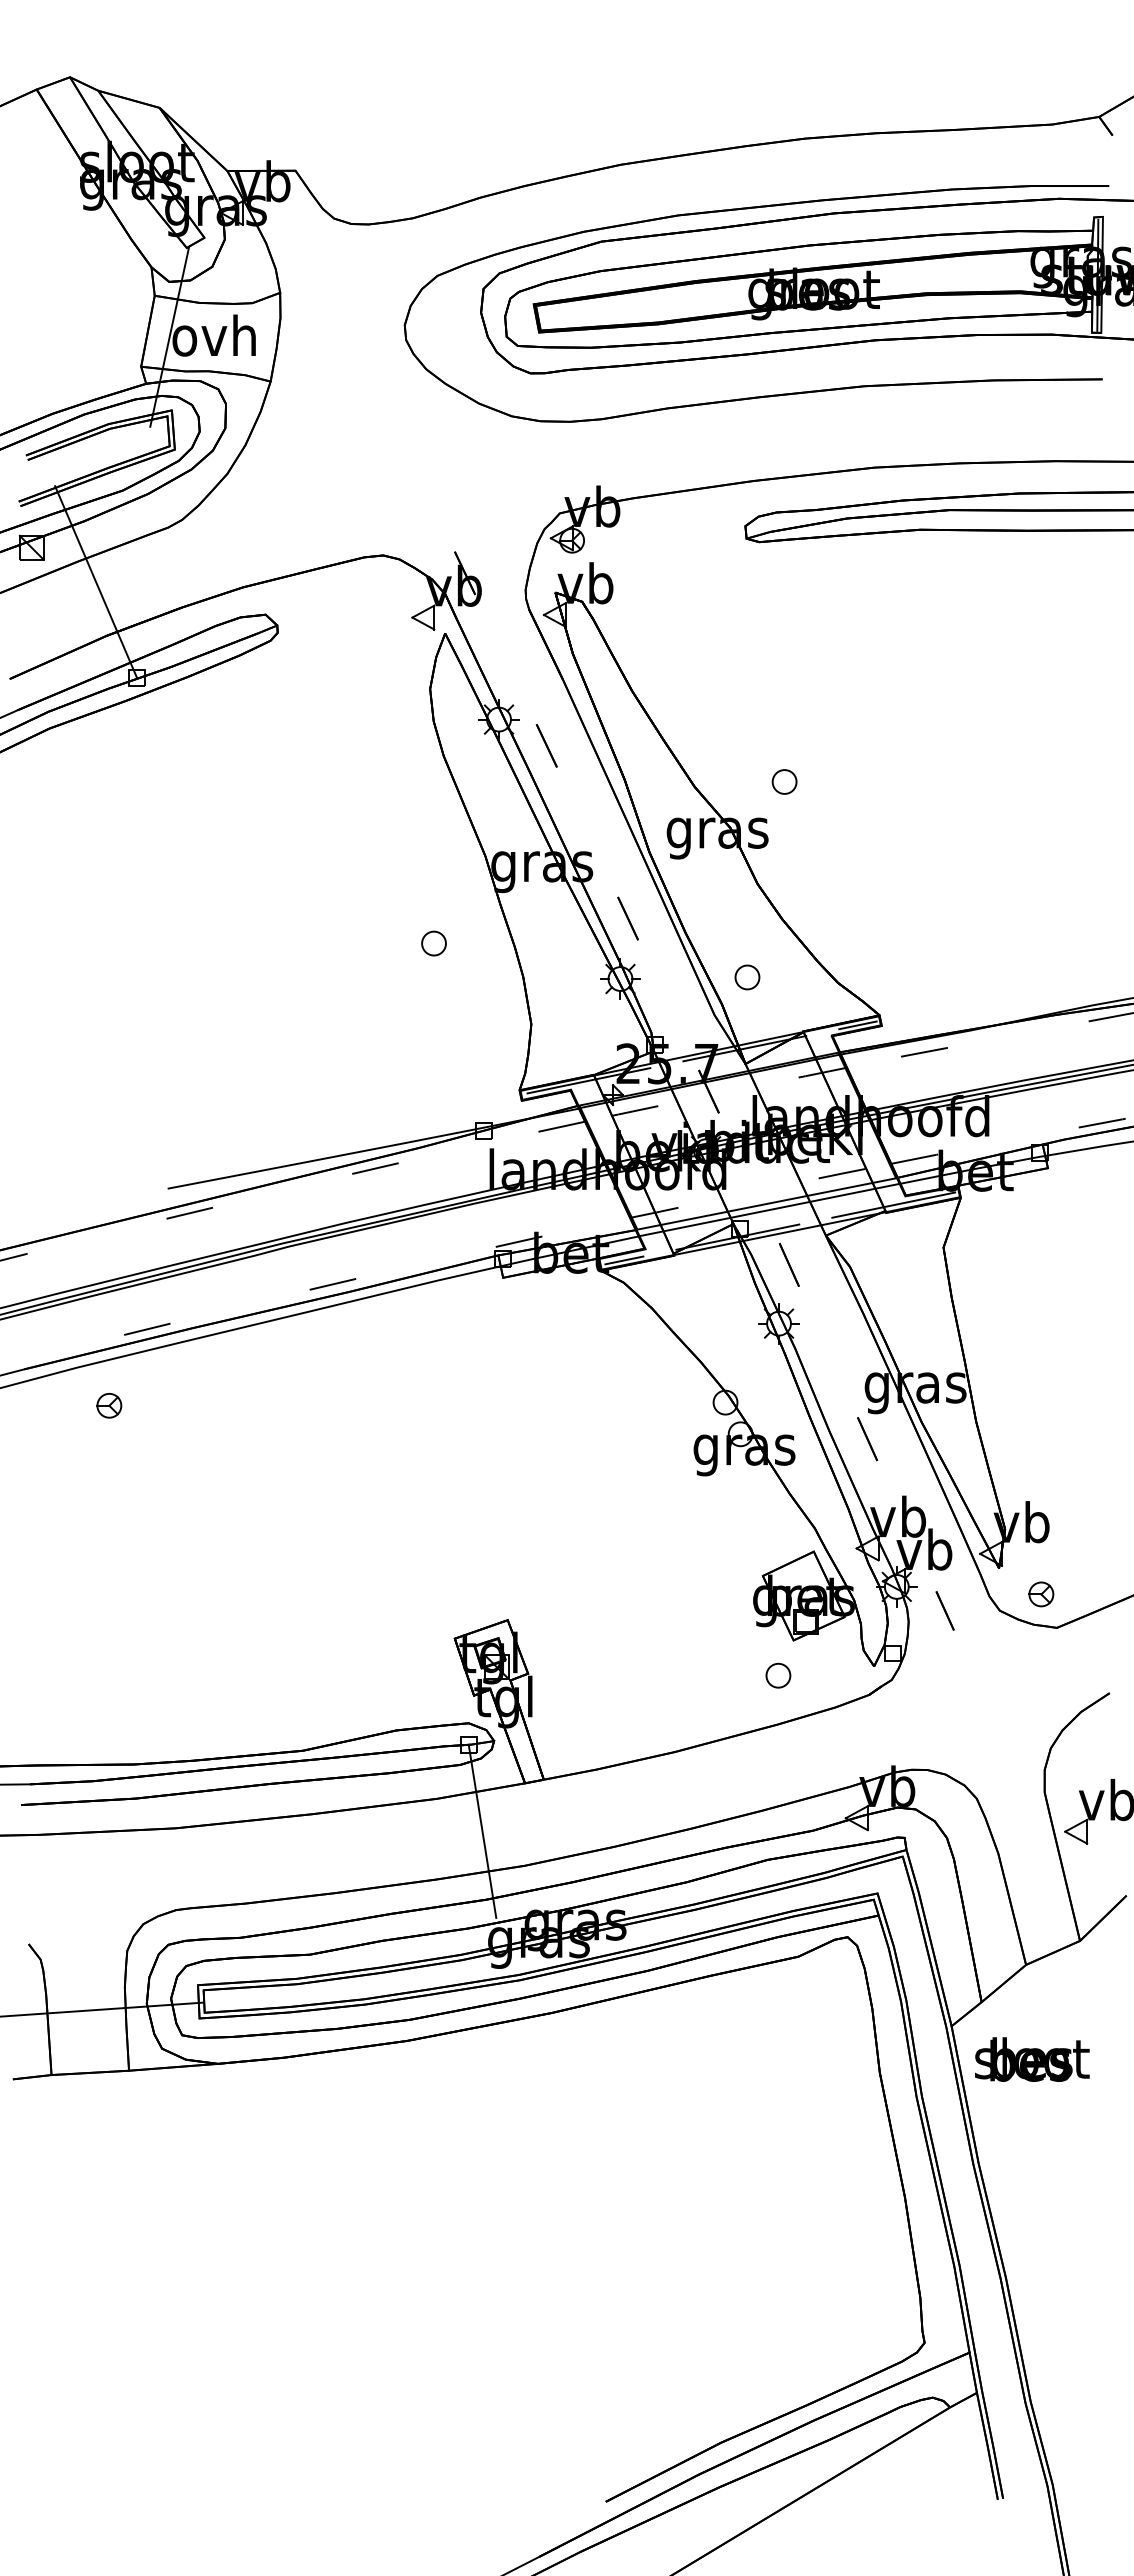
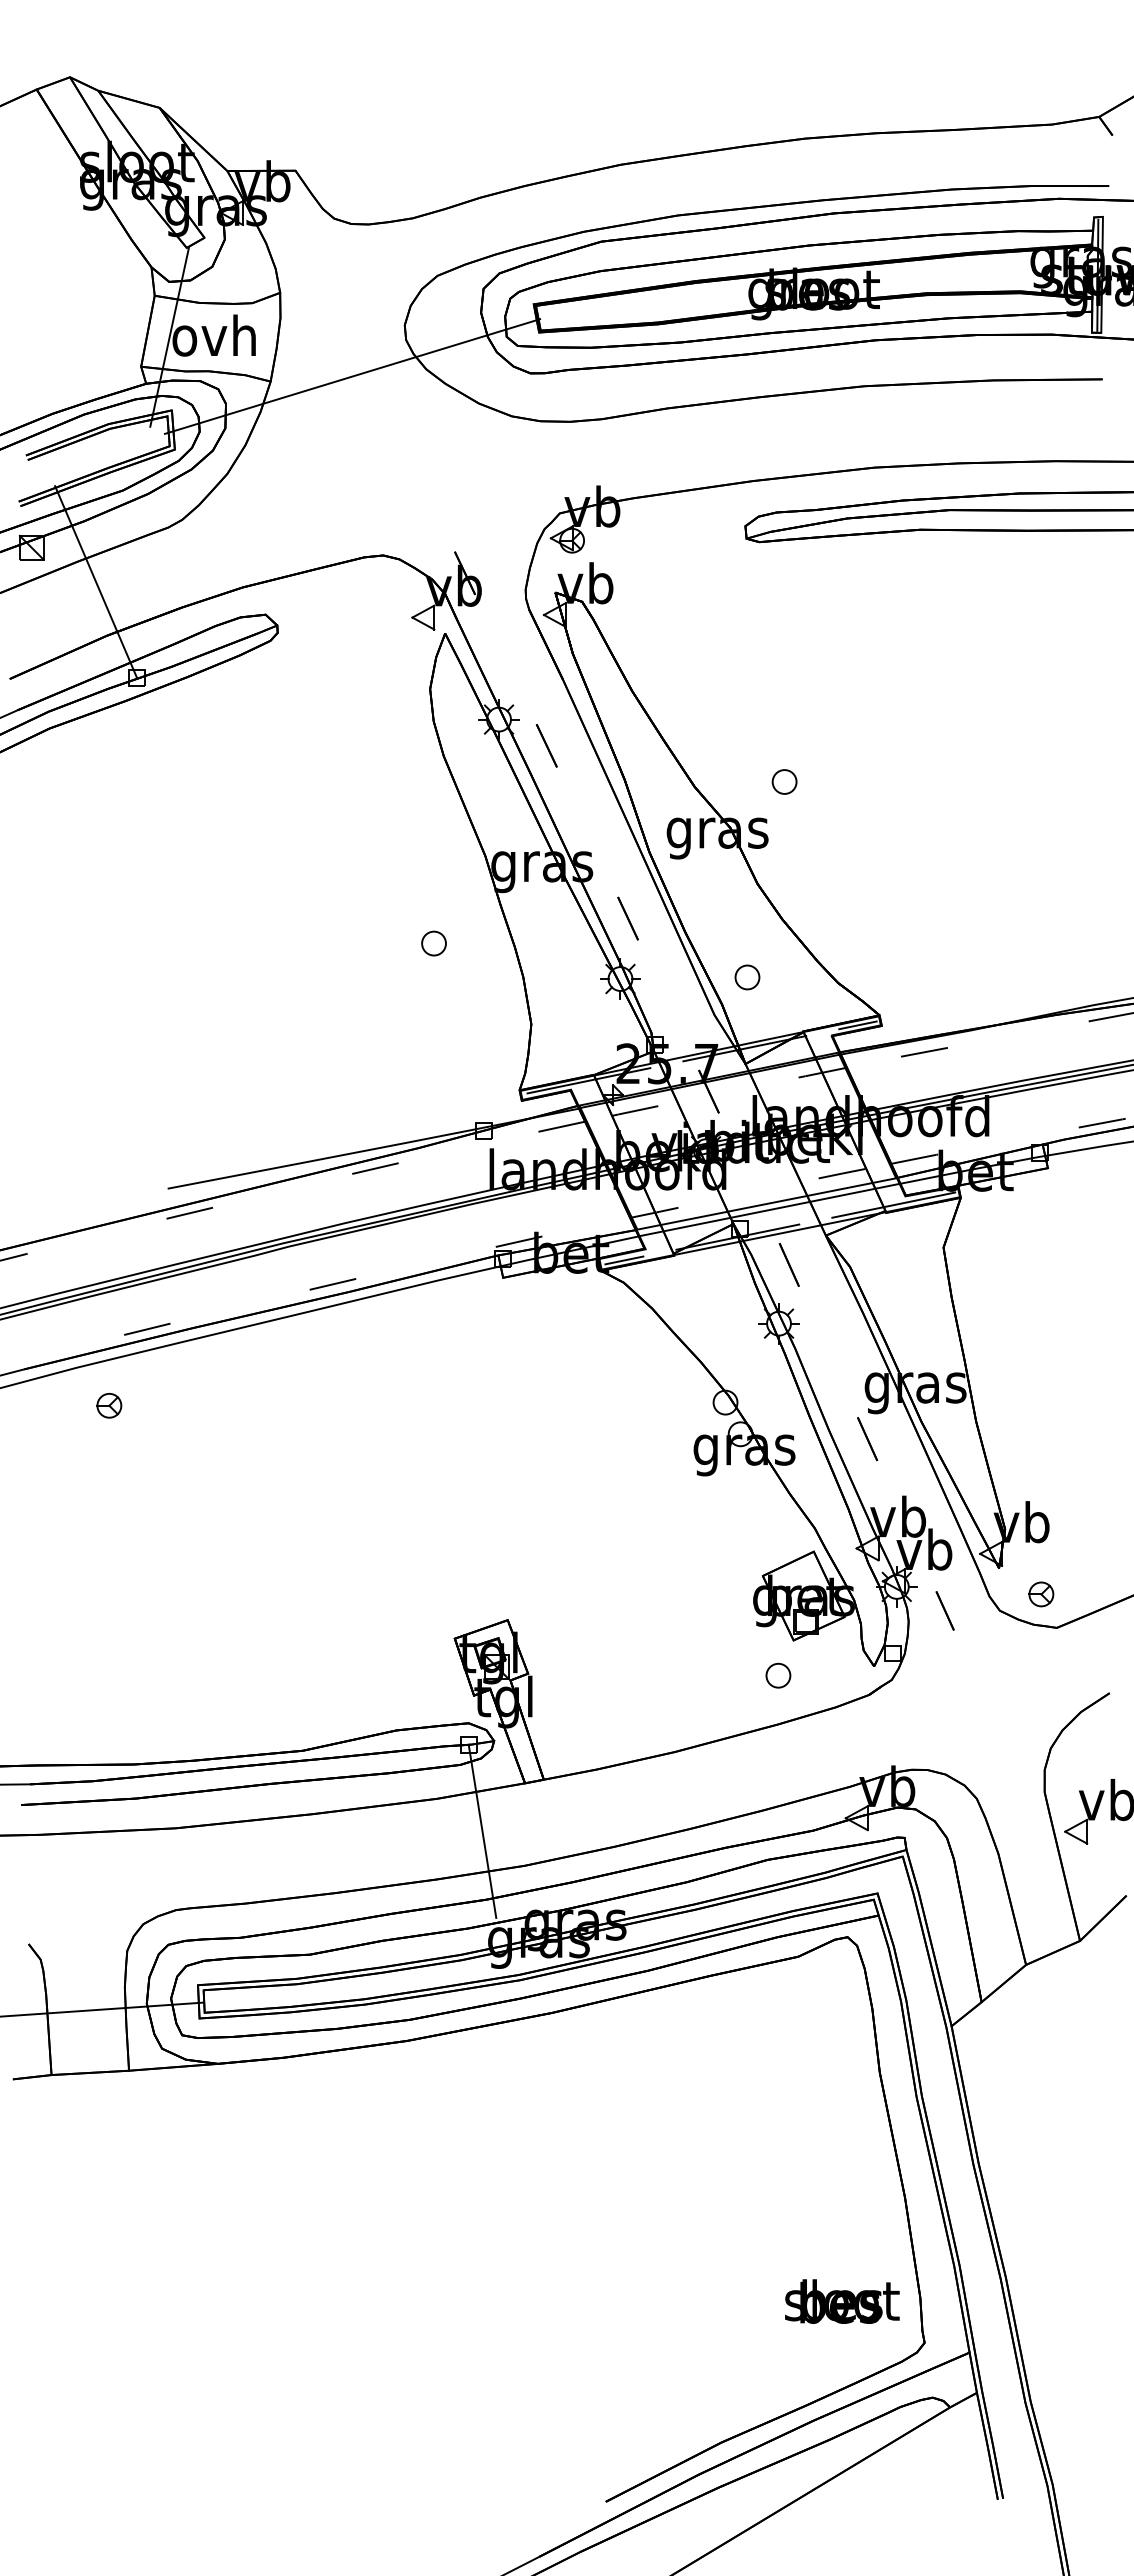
line: none -> present (352, 376)
text position: (1032, 2059) -> (842, 2301) (842, 2301)
